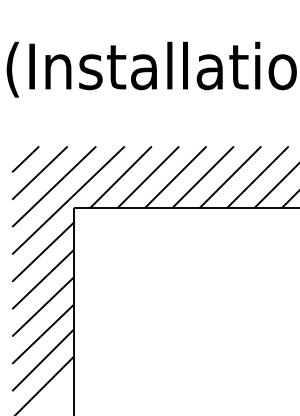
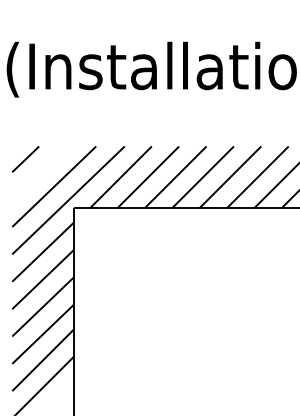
line: present -> none (39, 172)
